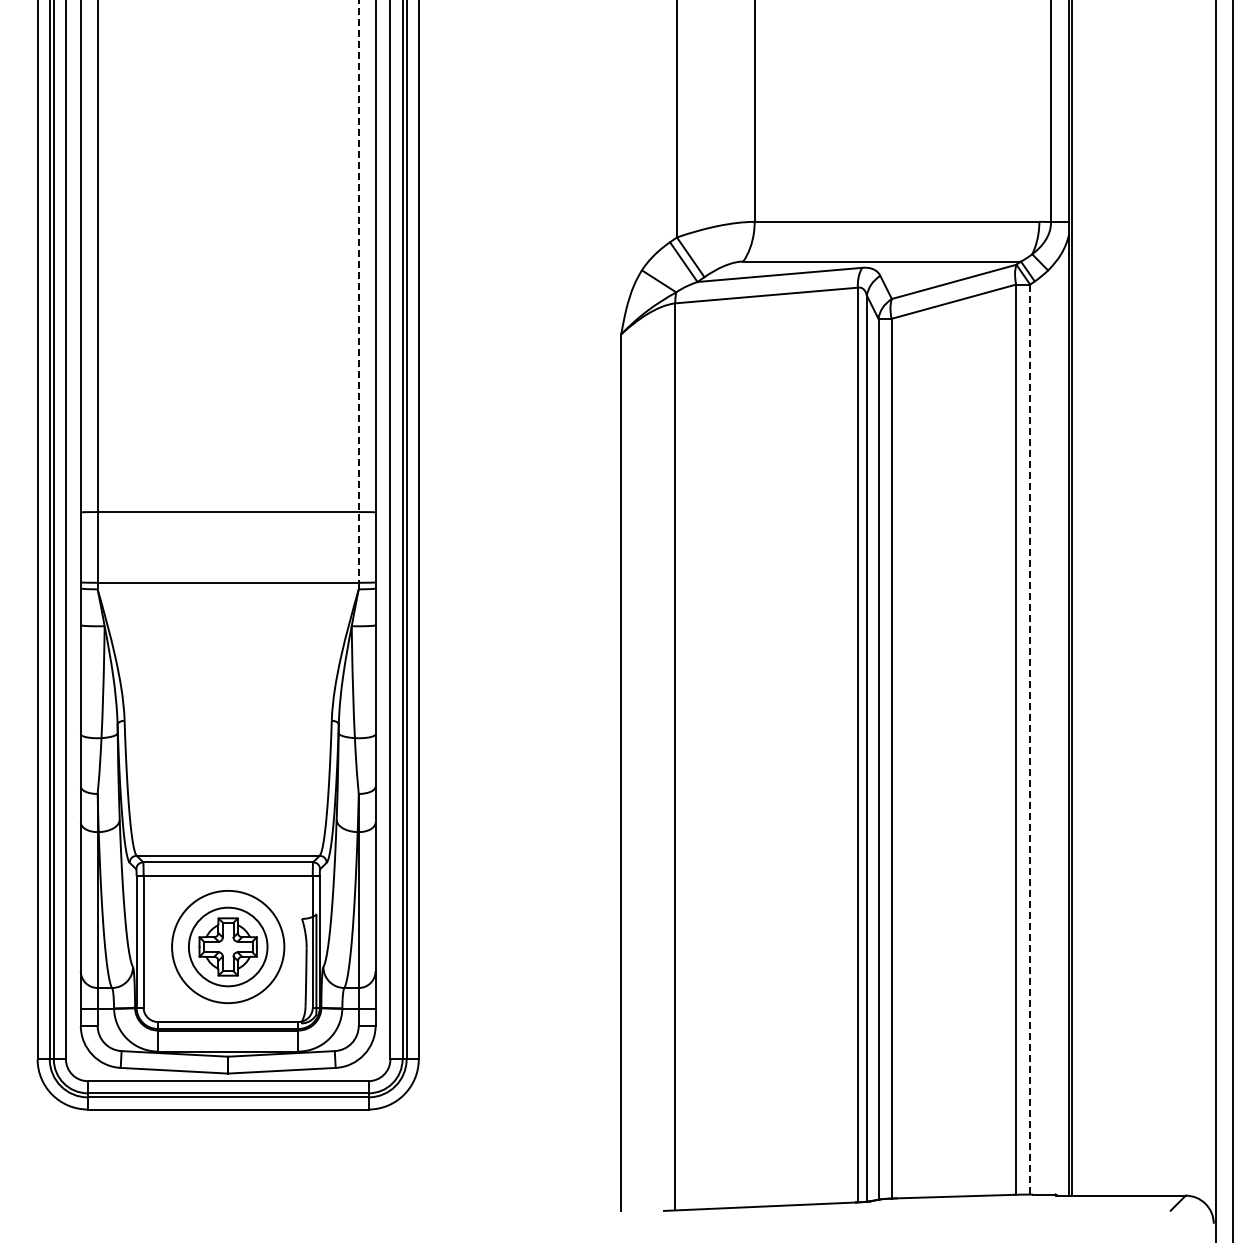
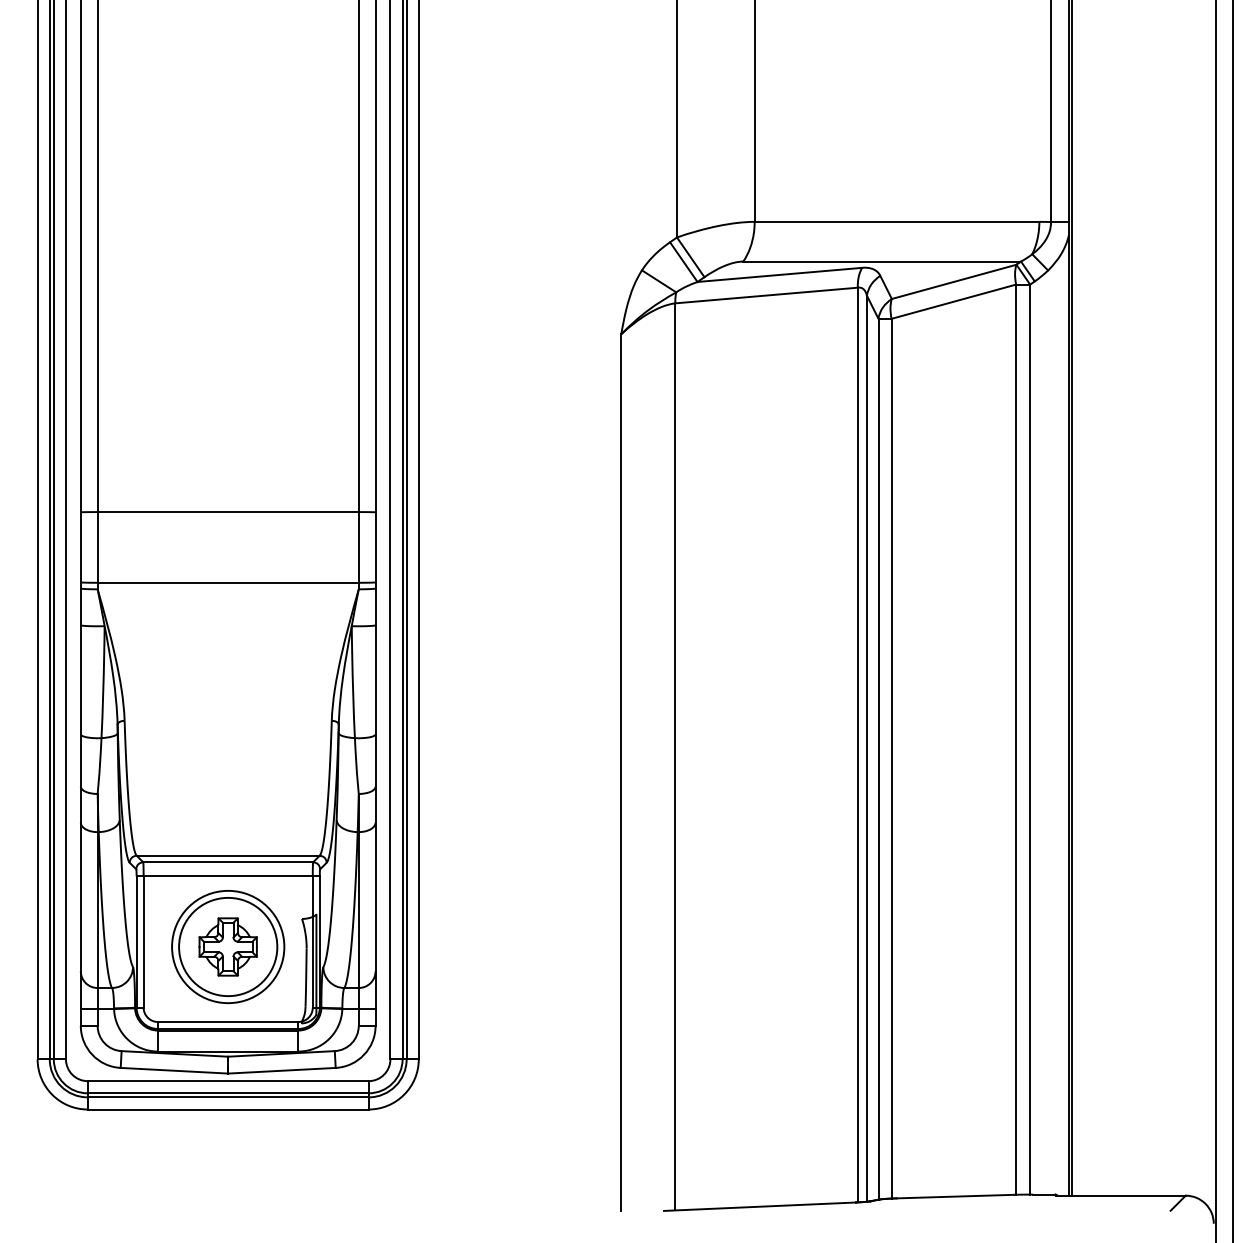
line: dashed -> solid (358, 292)
line: dashed -> solid (1030, 739)
circle diameter: 79 px -> 98 px (228, 946)
